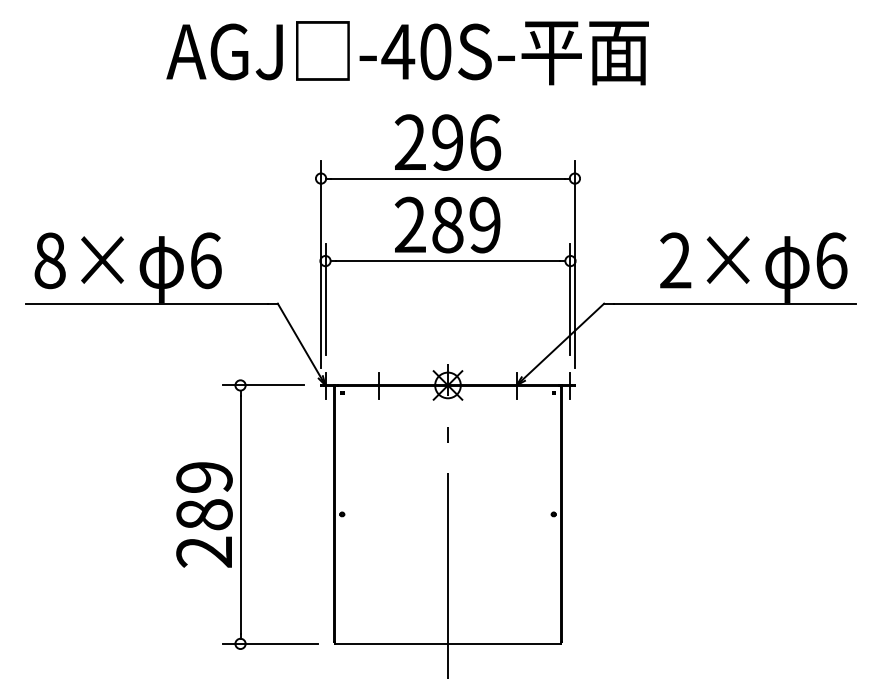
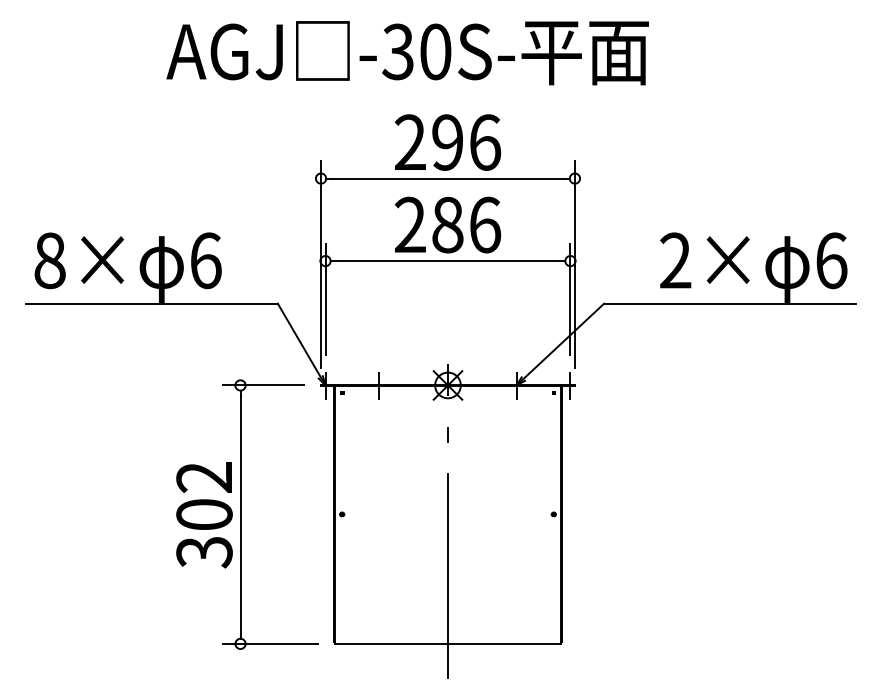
text: -40S- -> -30S- (398, 51)
text: 289 -> 286 (485, 224)
text: 289 -> 302 (204, 515)
